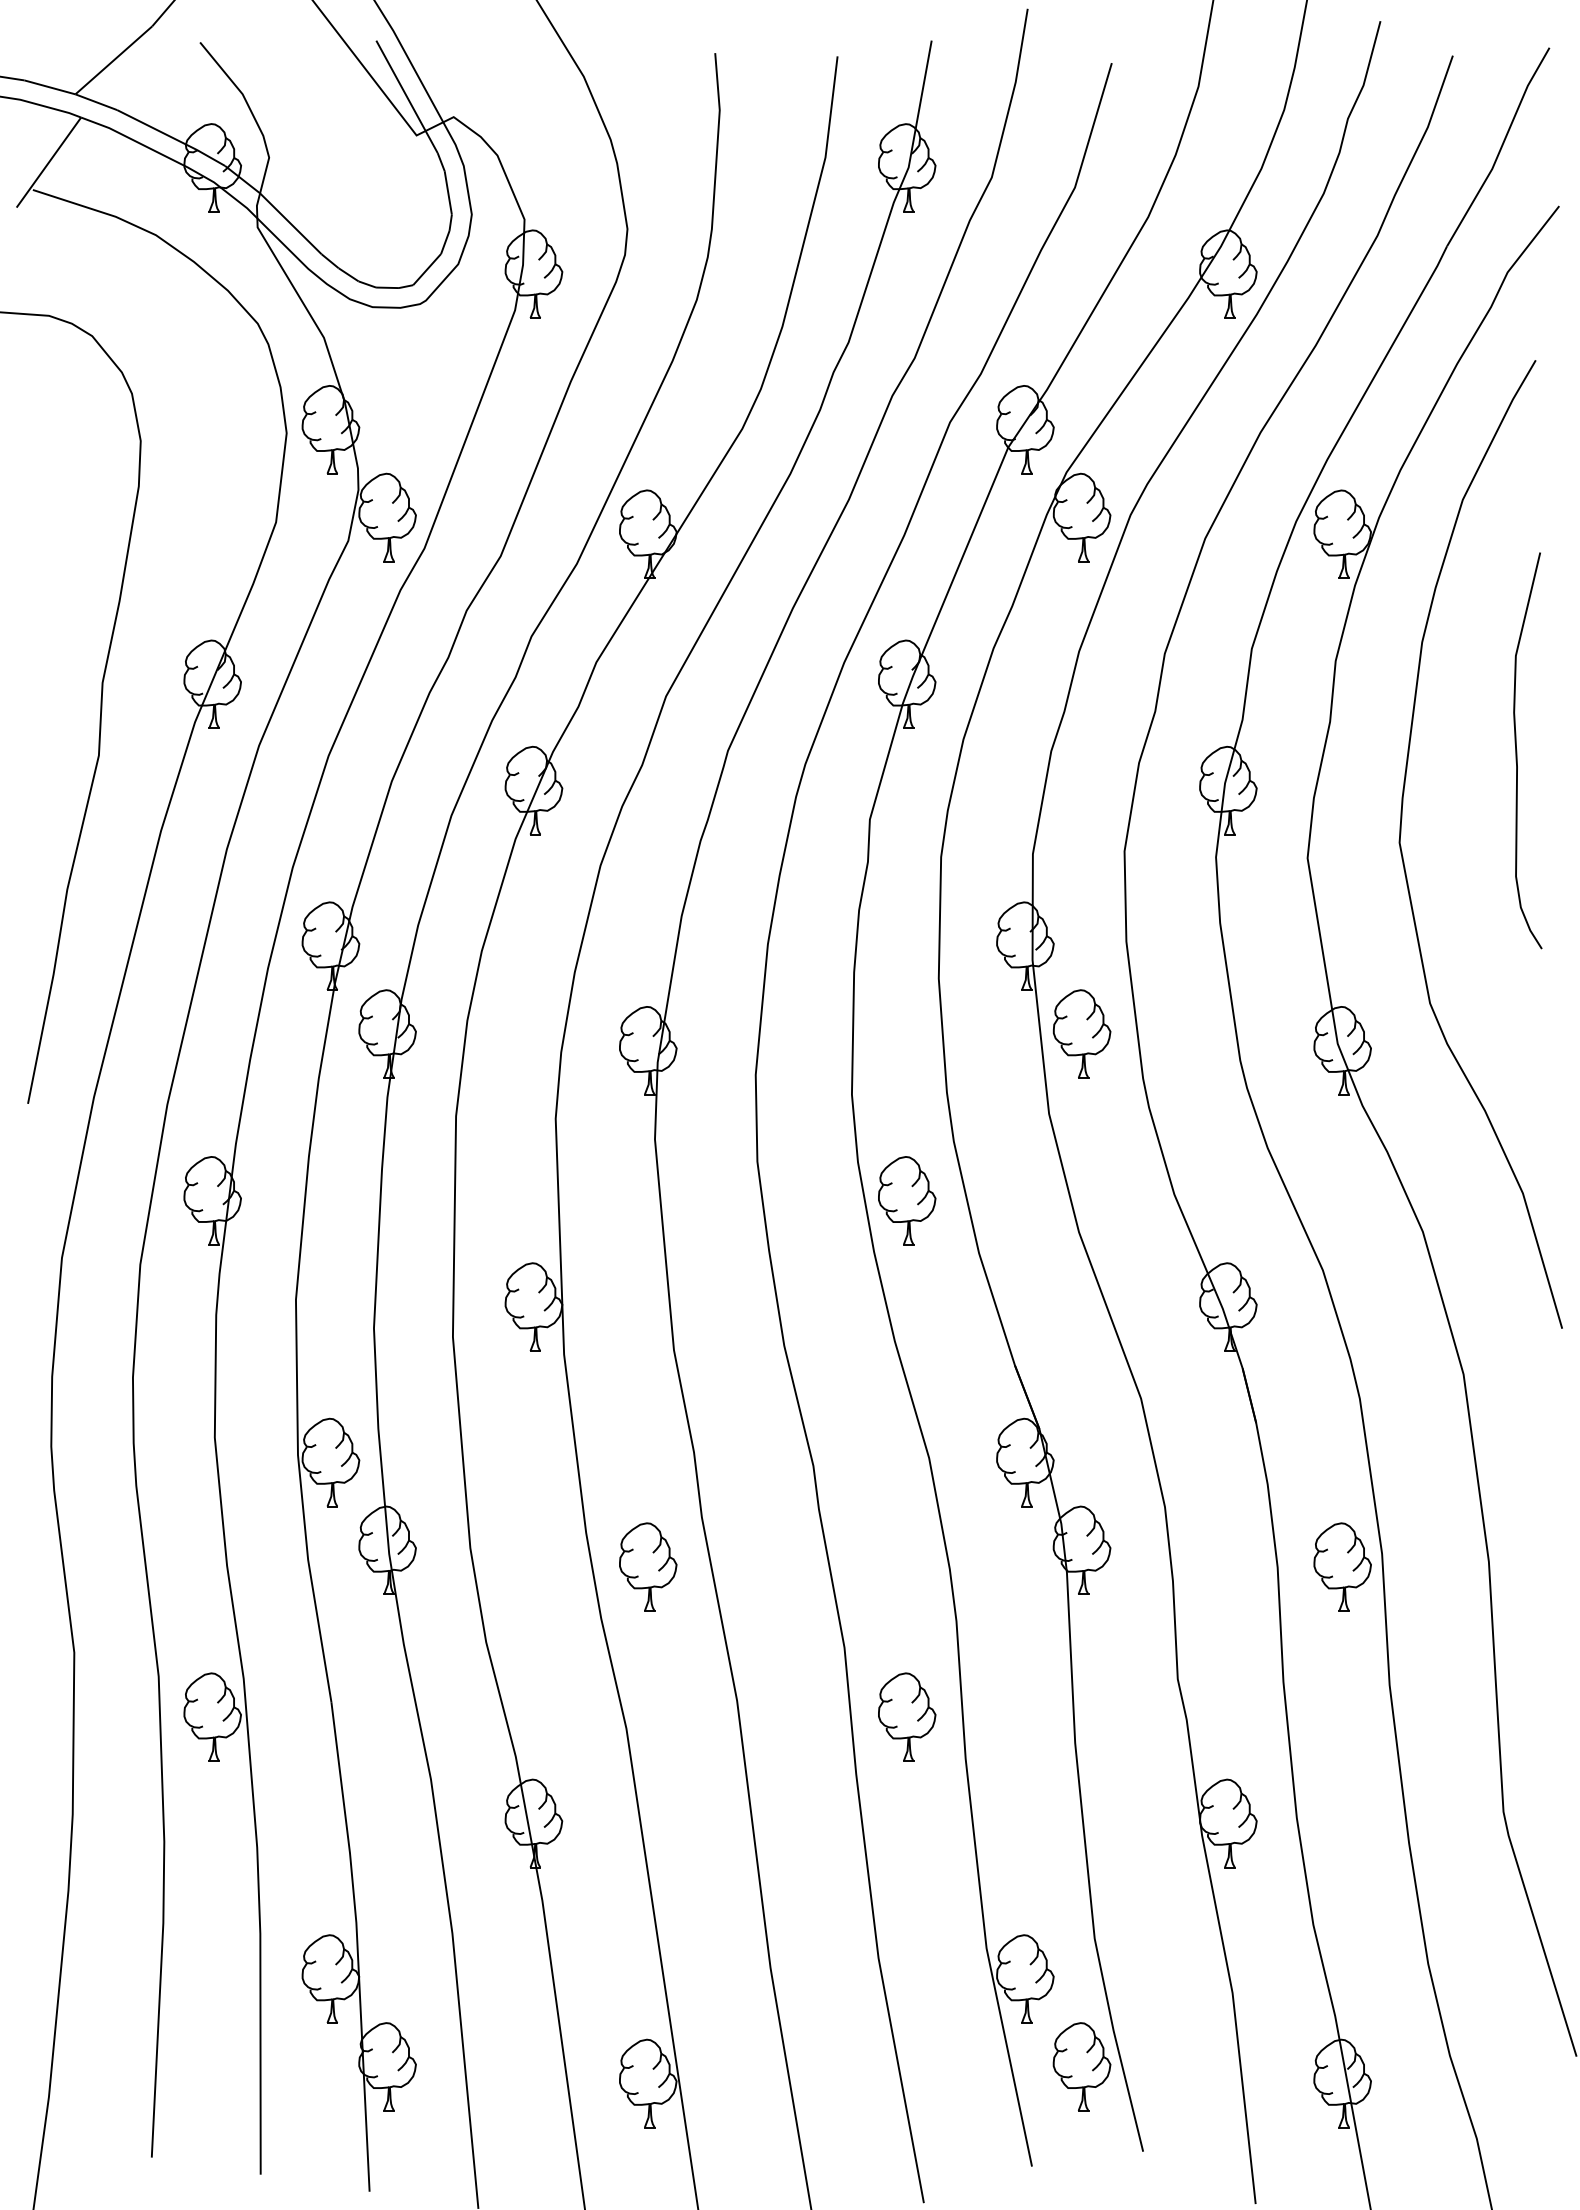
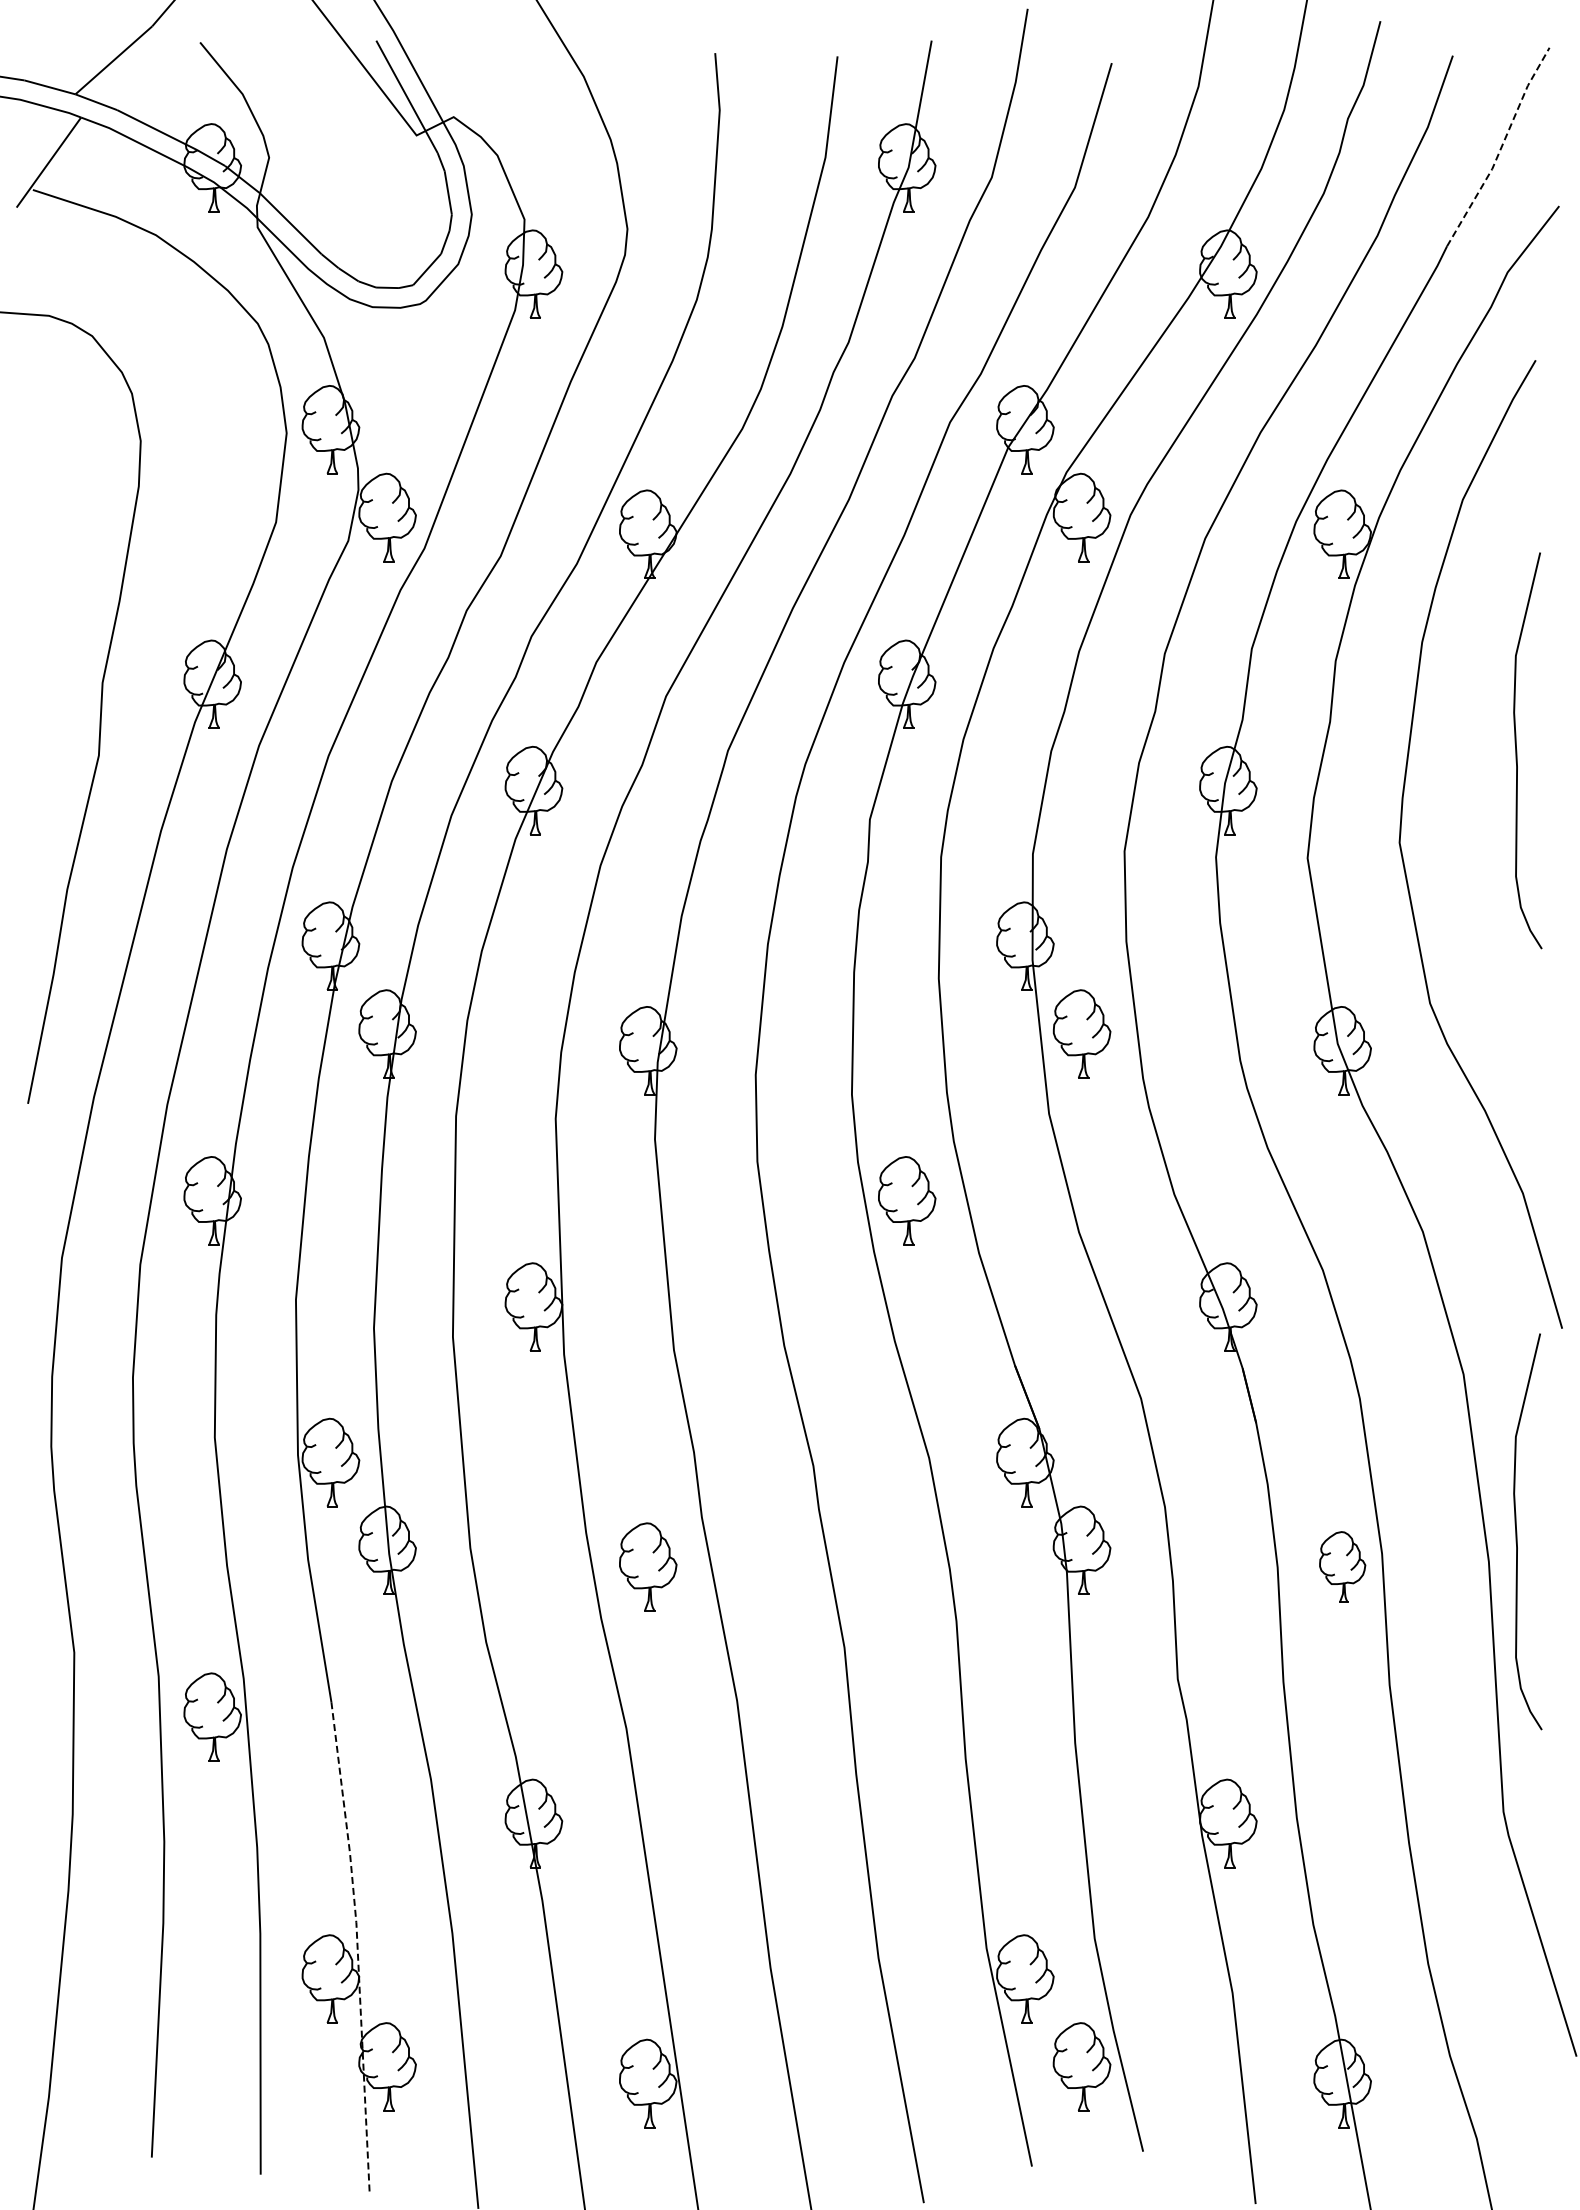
line: solid -> dashed (1501, 148)
curve: none -> present (1517, 1531)
part size: 59x90 px -> 48x72 px (1342, 1566)
part: present -> none (907, 1716)
line: solid -> dashed (357, 1945)
